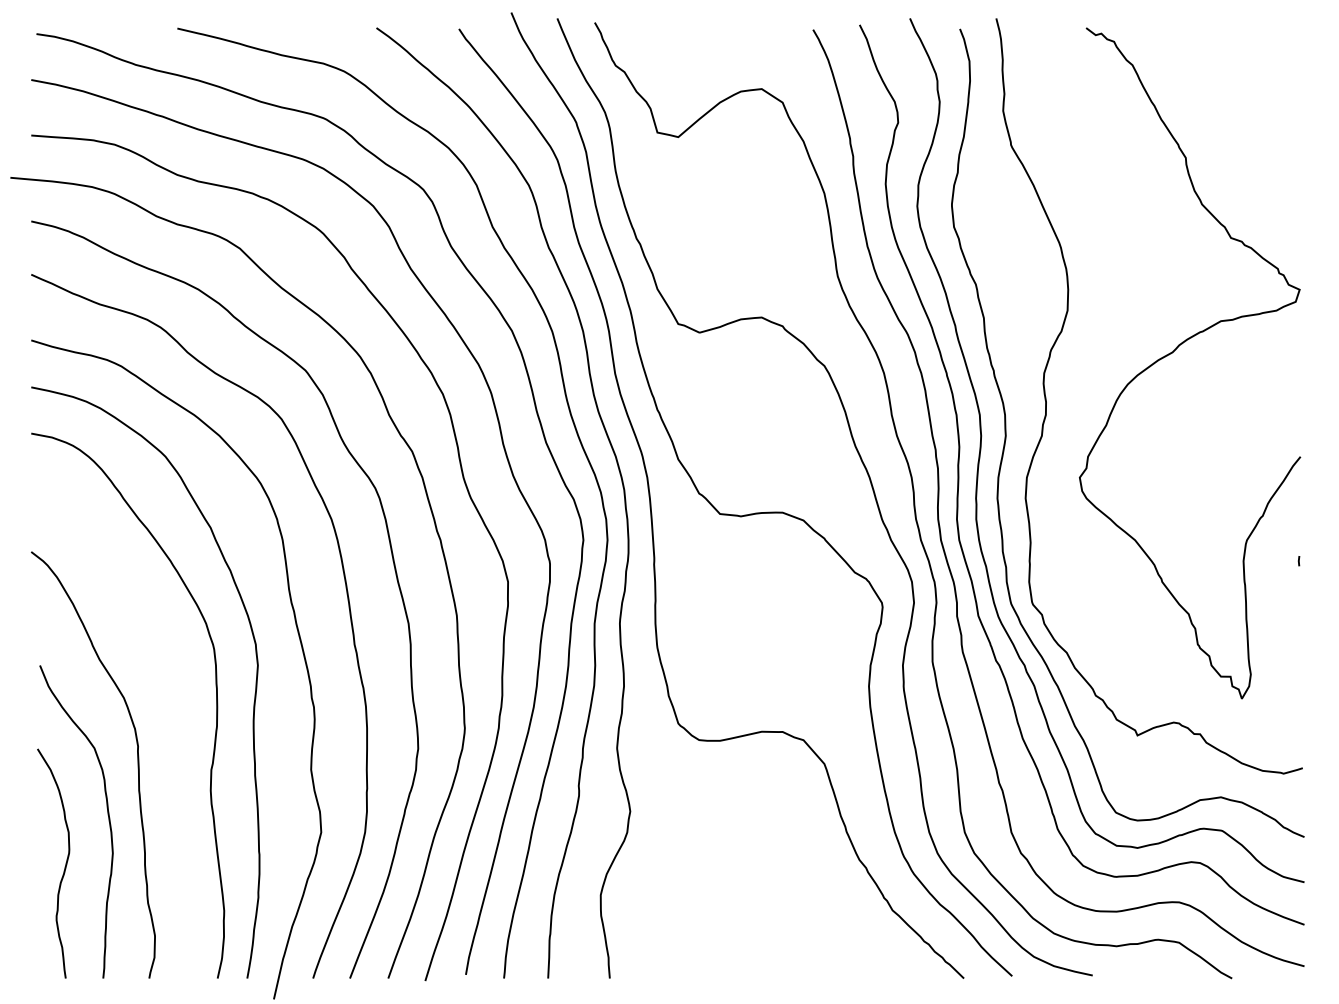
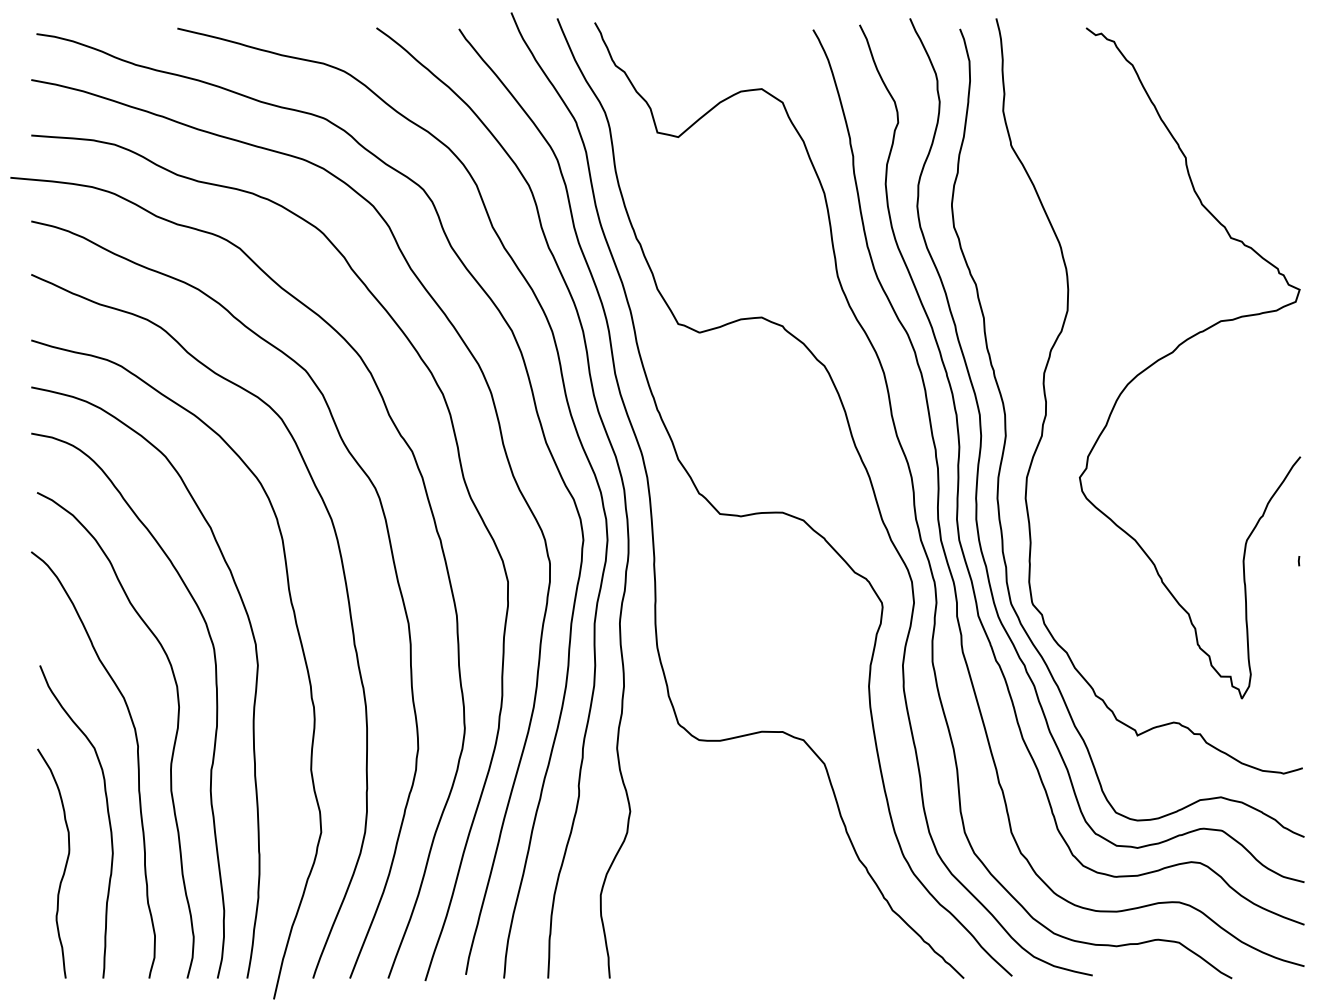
curve: none -> present (173, 744)
